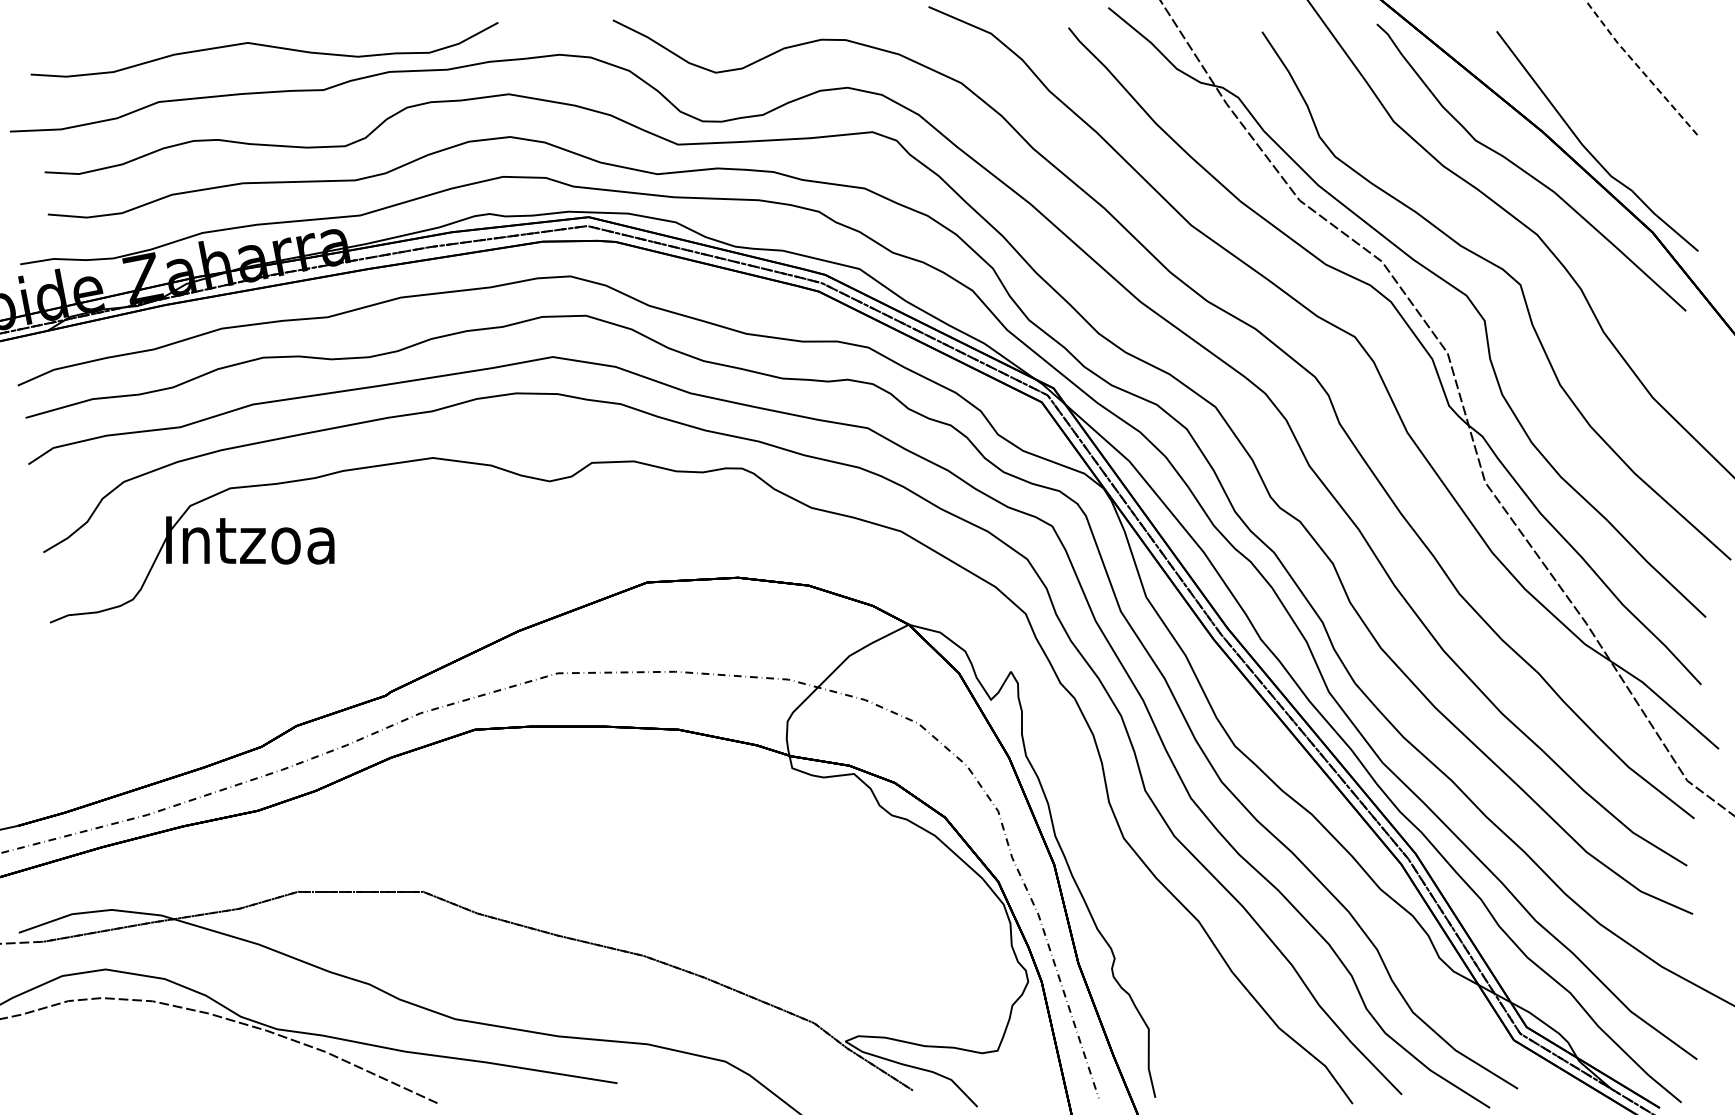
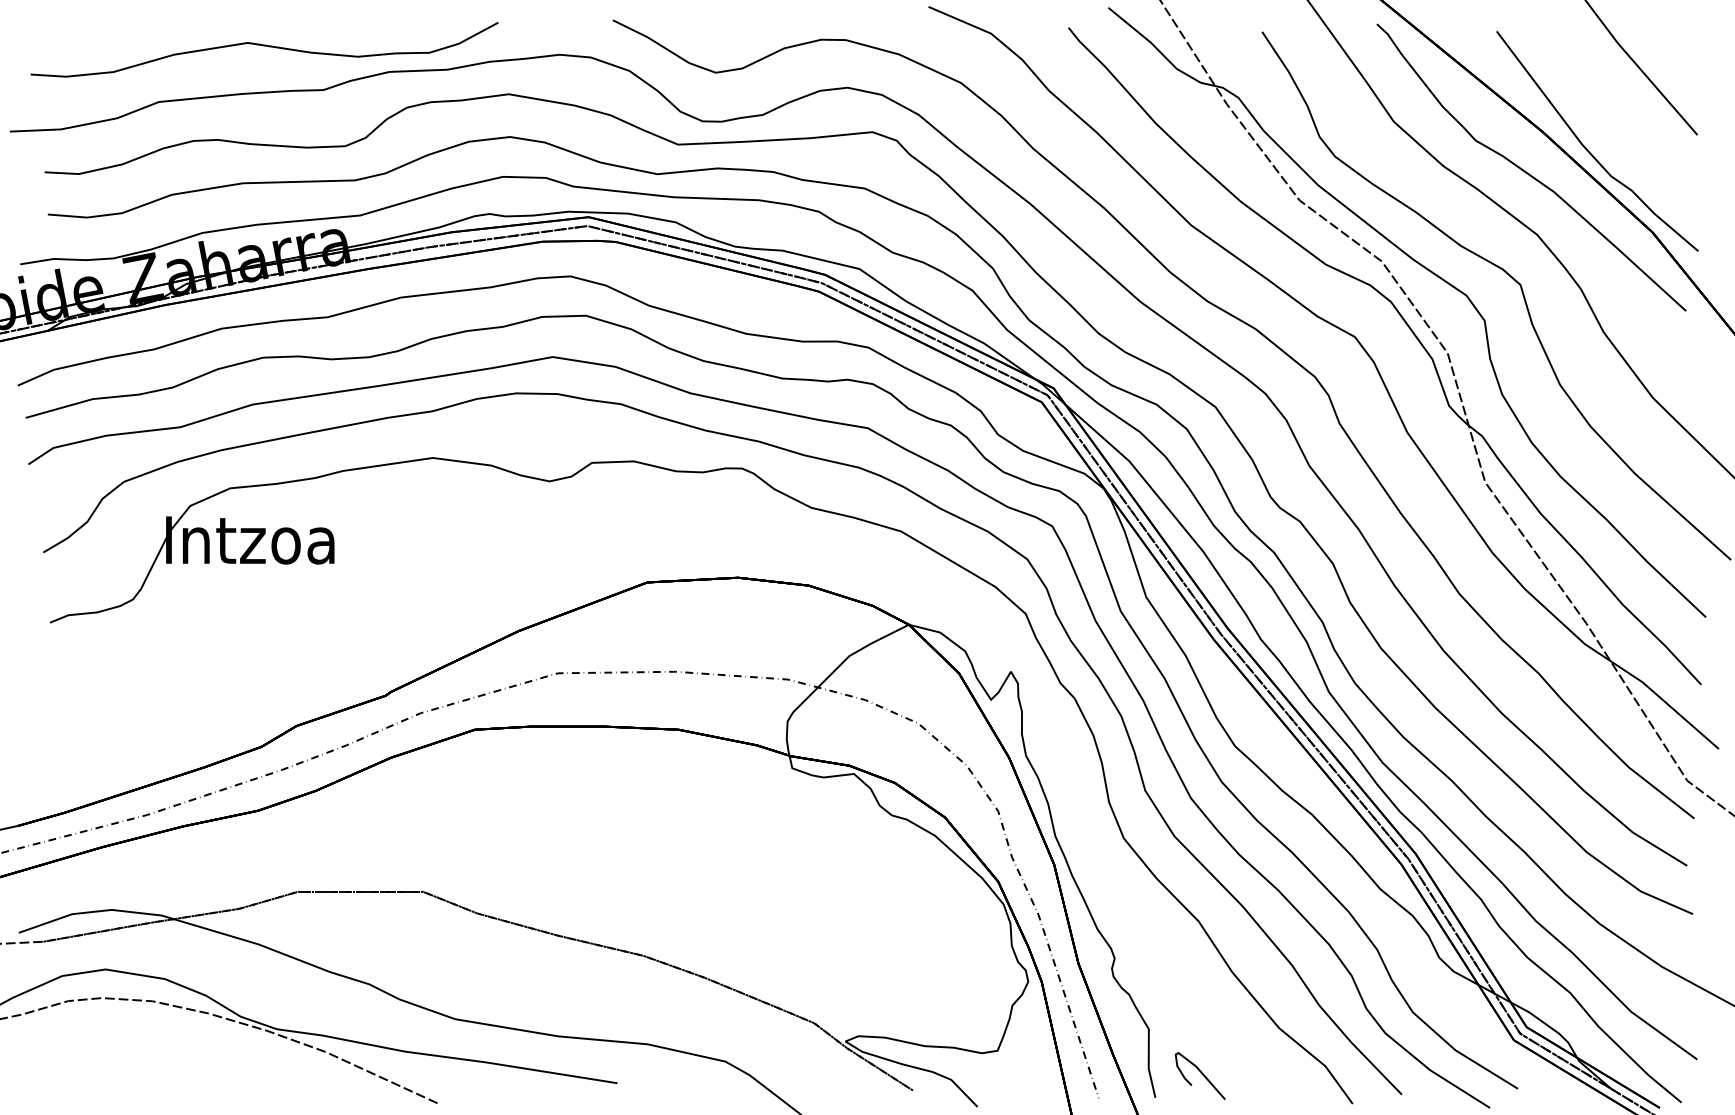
line: dashed -> solid (1639, 67)
curve: none -> present (1201, 1074)
